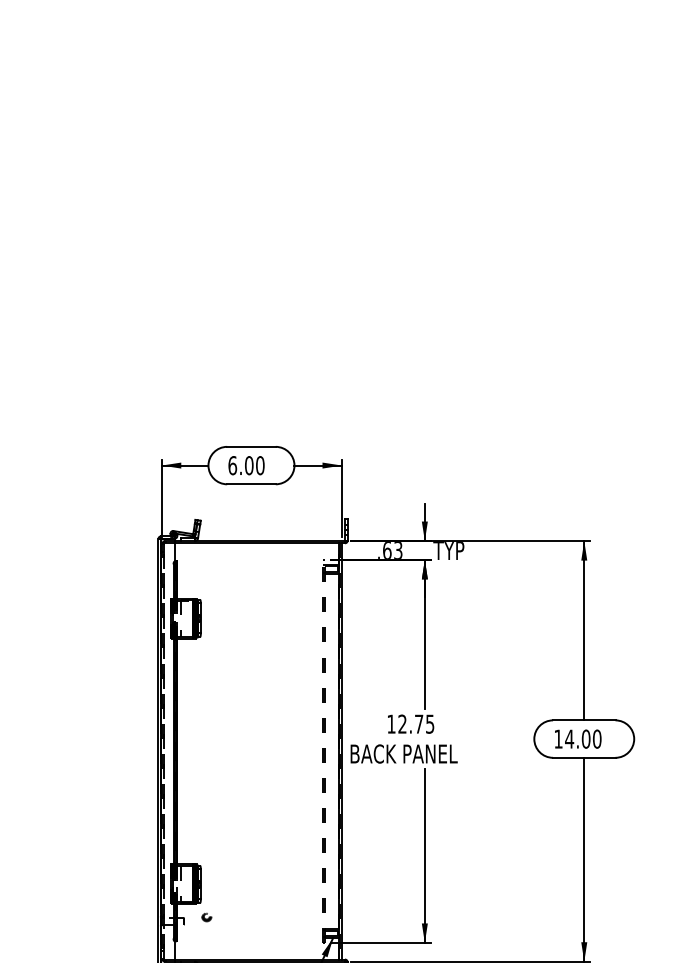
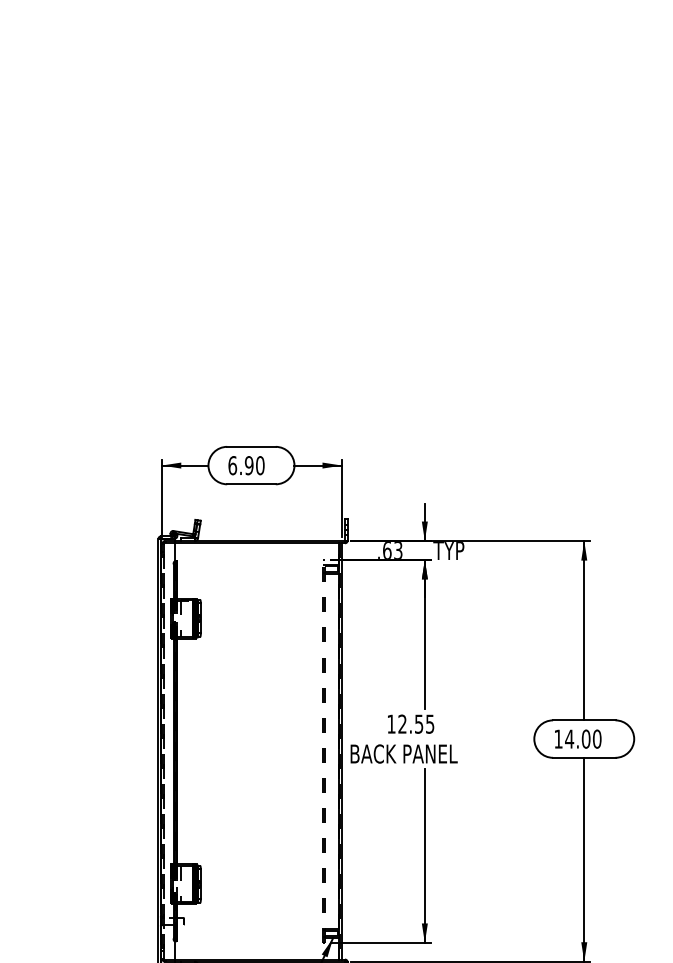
text: 6.00 -> 6.90 (248, 465)
text: 12.75 -> 12.55 (419, 723)
part: present -> none (206, 917)
